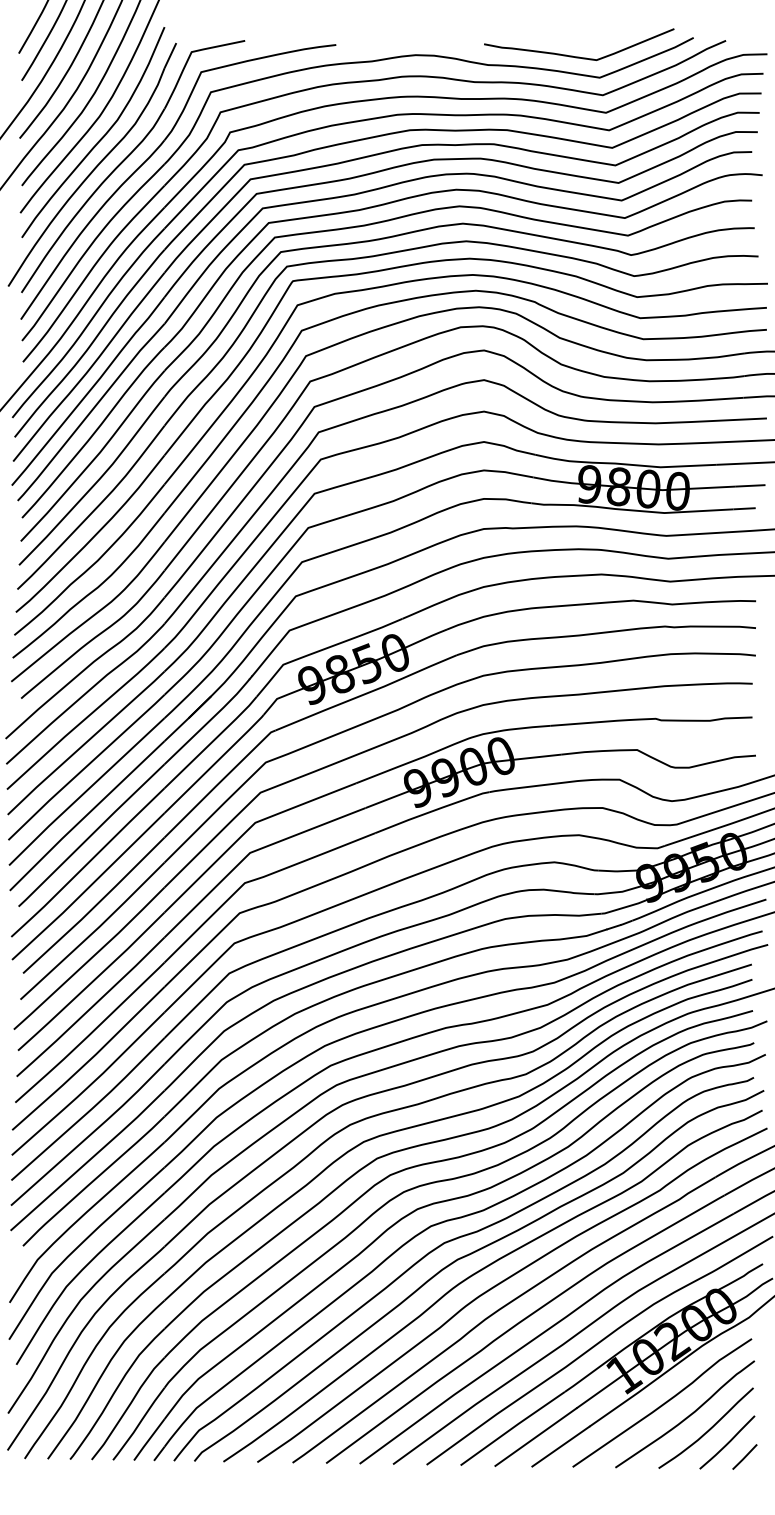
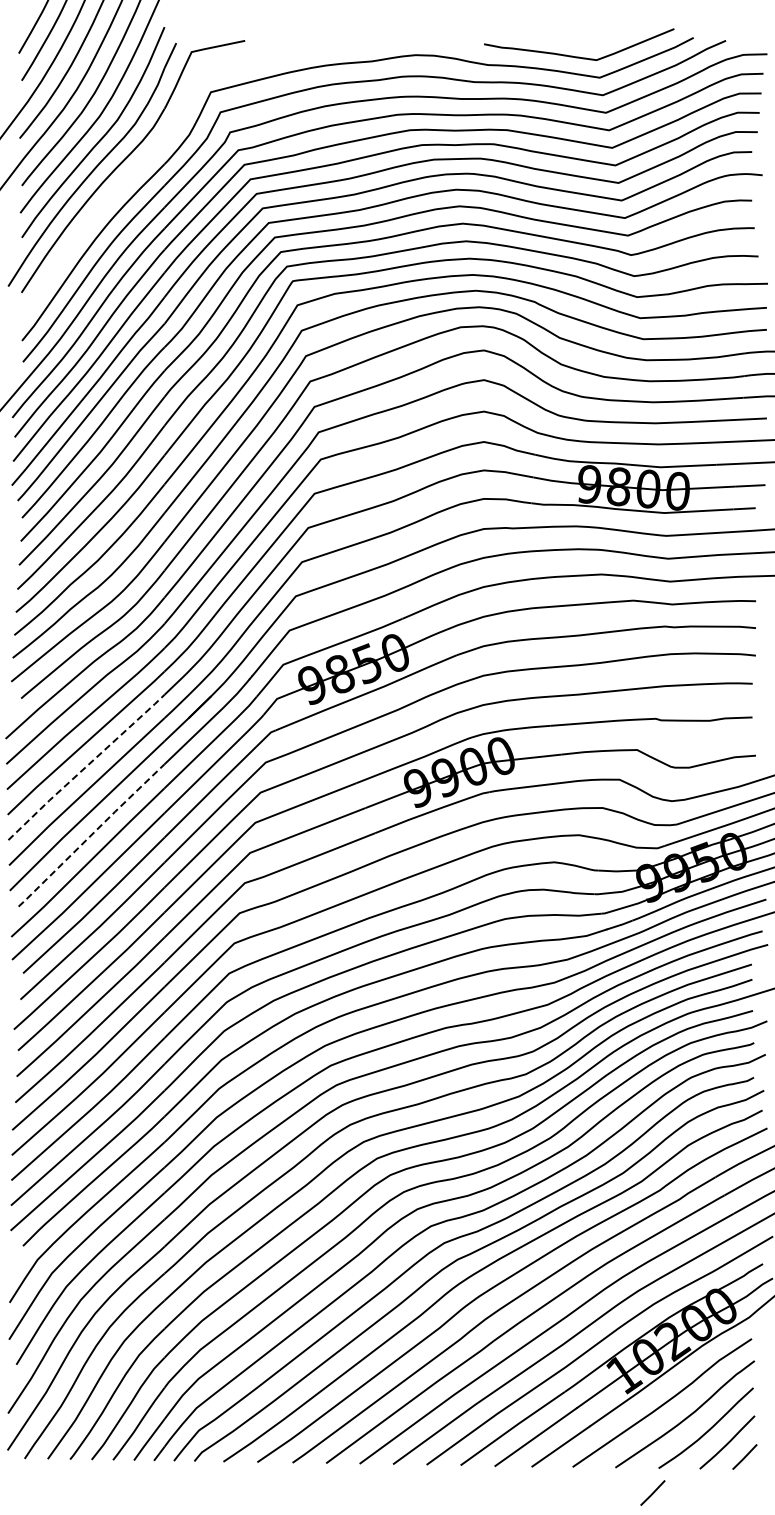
part: present -> none (152, 155)
line: solid -> dashed (86, 766)
line: solid -> dashed (91, 835)
line: none -> present (652, 1492)
